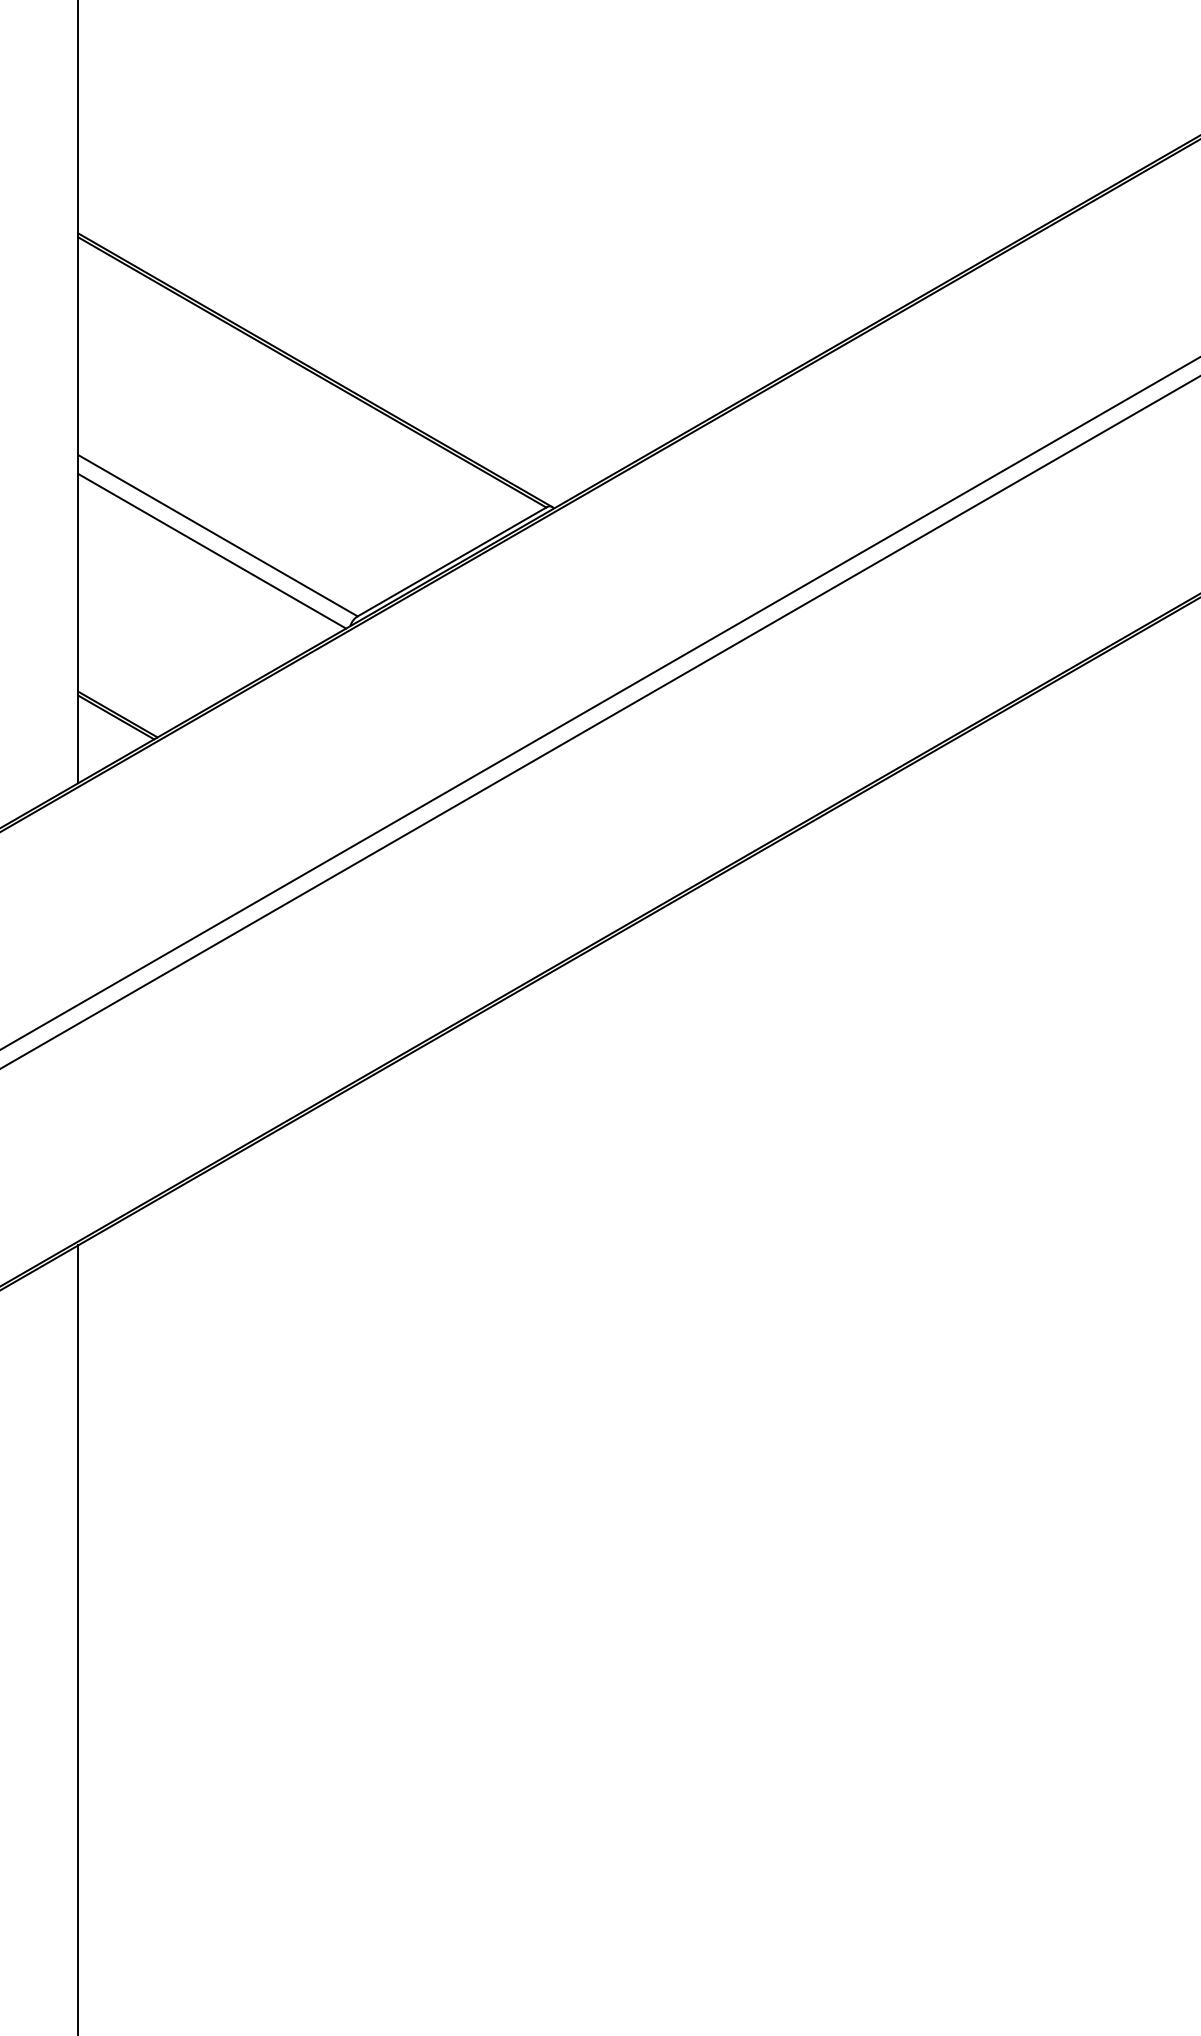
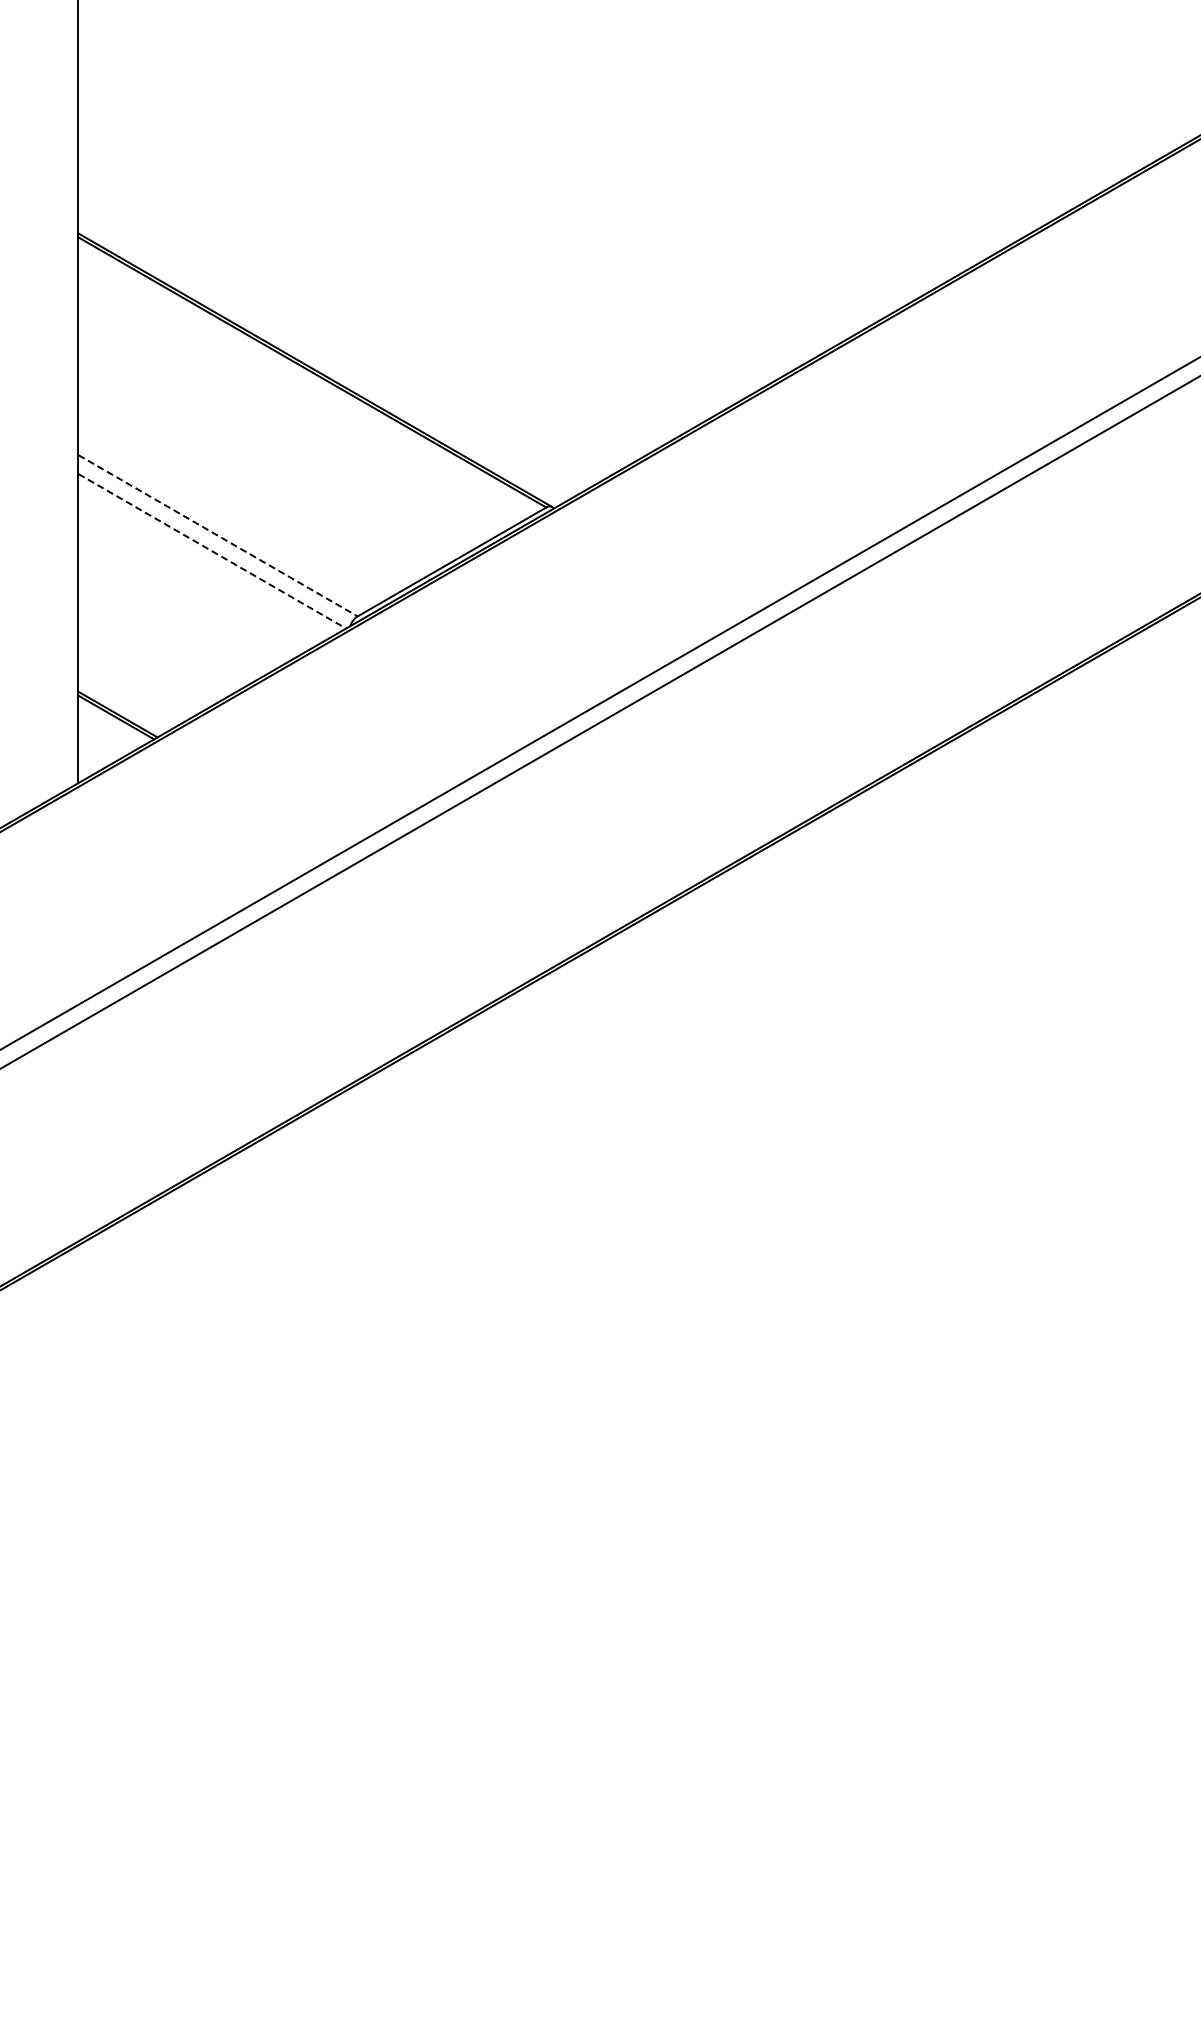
line: solid -> dashed (218, 536)
line: solid -> dashed (212, 551)
line: present -> none (78, 1638)
